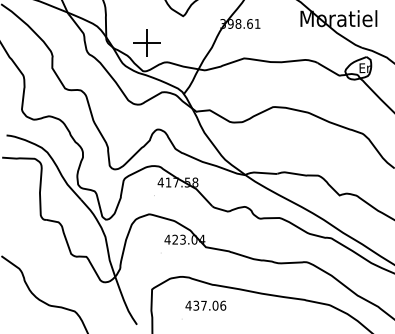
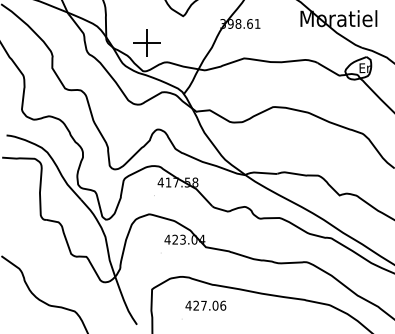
text: 437.06 -> 427.06 (196, 305)
